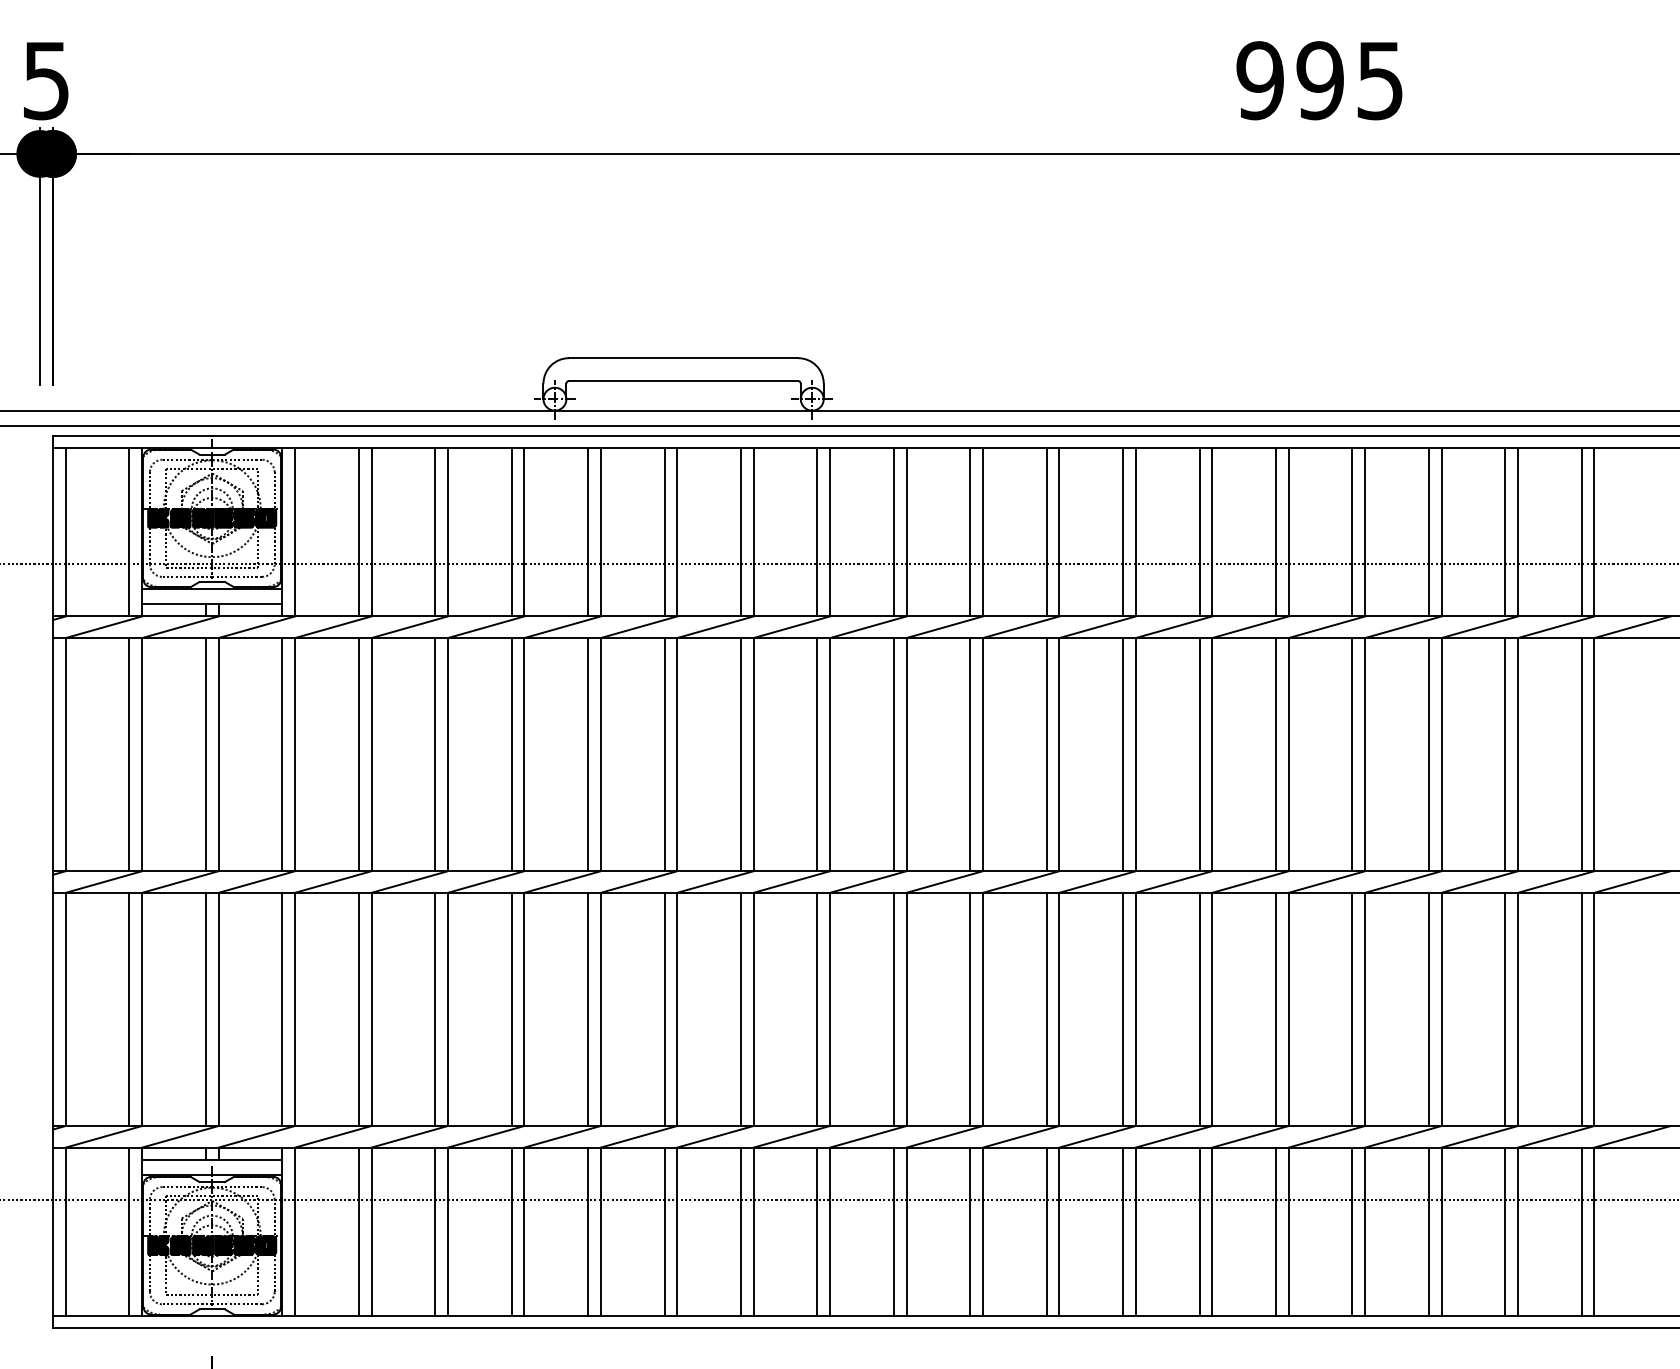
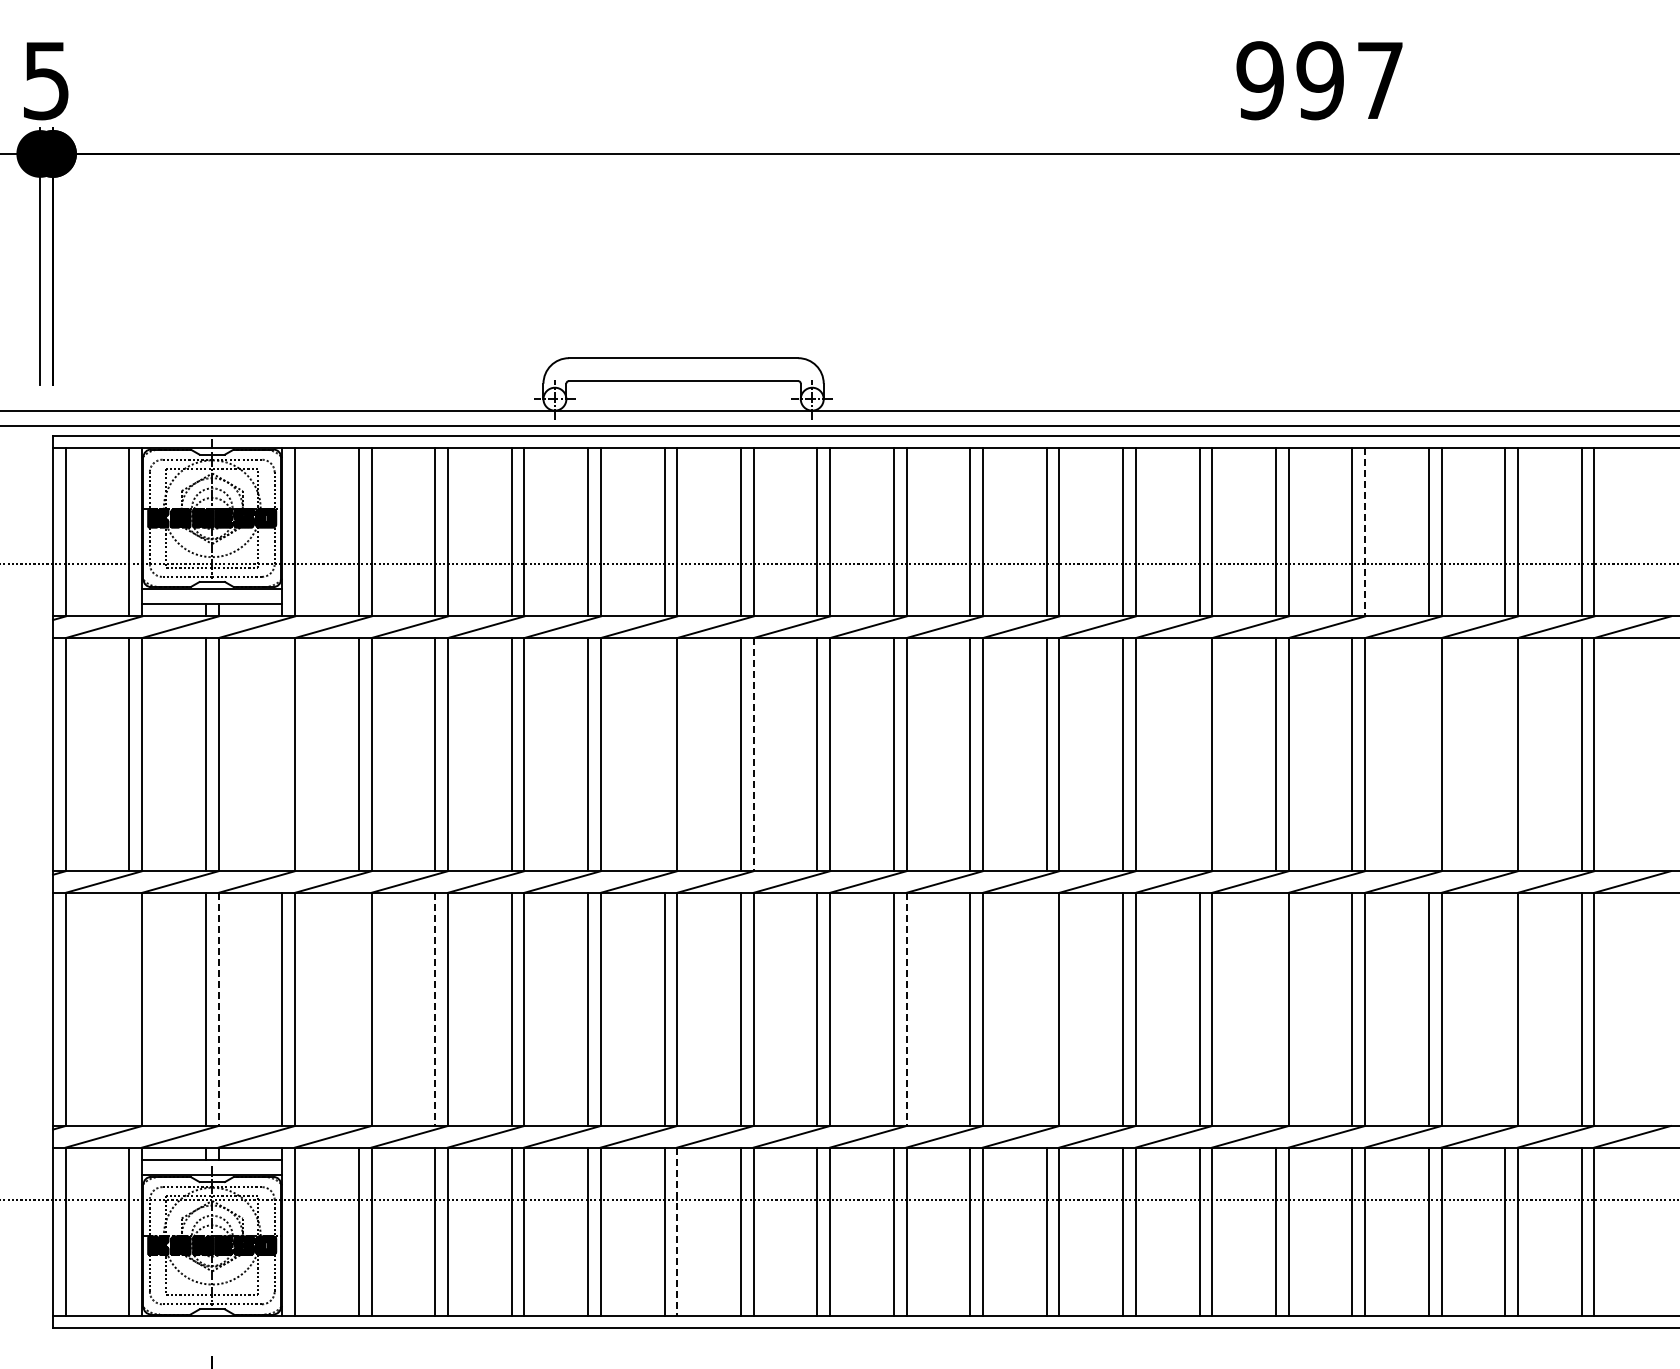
text: 995 -> 997 (1379, 81)
line: solid -> dashed (1365, 532)
line: present -> none (282, 754)
line: present -> none (664, 754)
line: solid -> dashed (753, 754)
line: present -> none (1199, 754)
line: present -> none (1428, 754)
line: present -> none (1505, 754)
line: present -> none (129, 1008)
line: present -> none (358, 1008)
line: present -> none (1046, 1008)
line: present -> none (1275, 1008)
line: present -> none (1505, 1008)
line: solid -> dashed (218, 1009)
line: solid -> dashed (435, 1009)
line: solid -> dashed (906, 1009)
line: solid -> dashed (677, 1232)
